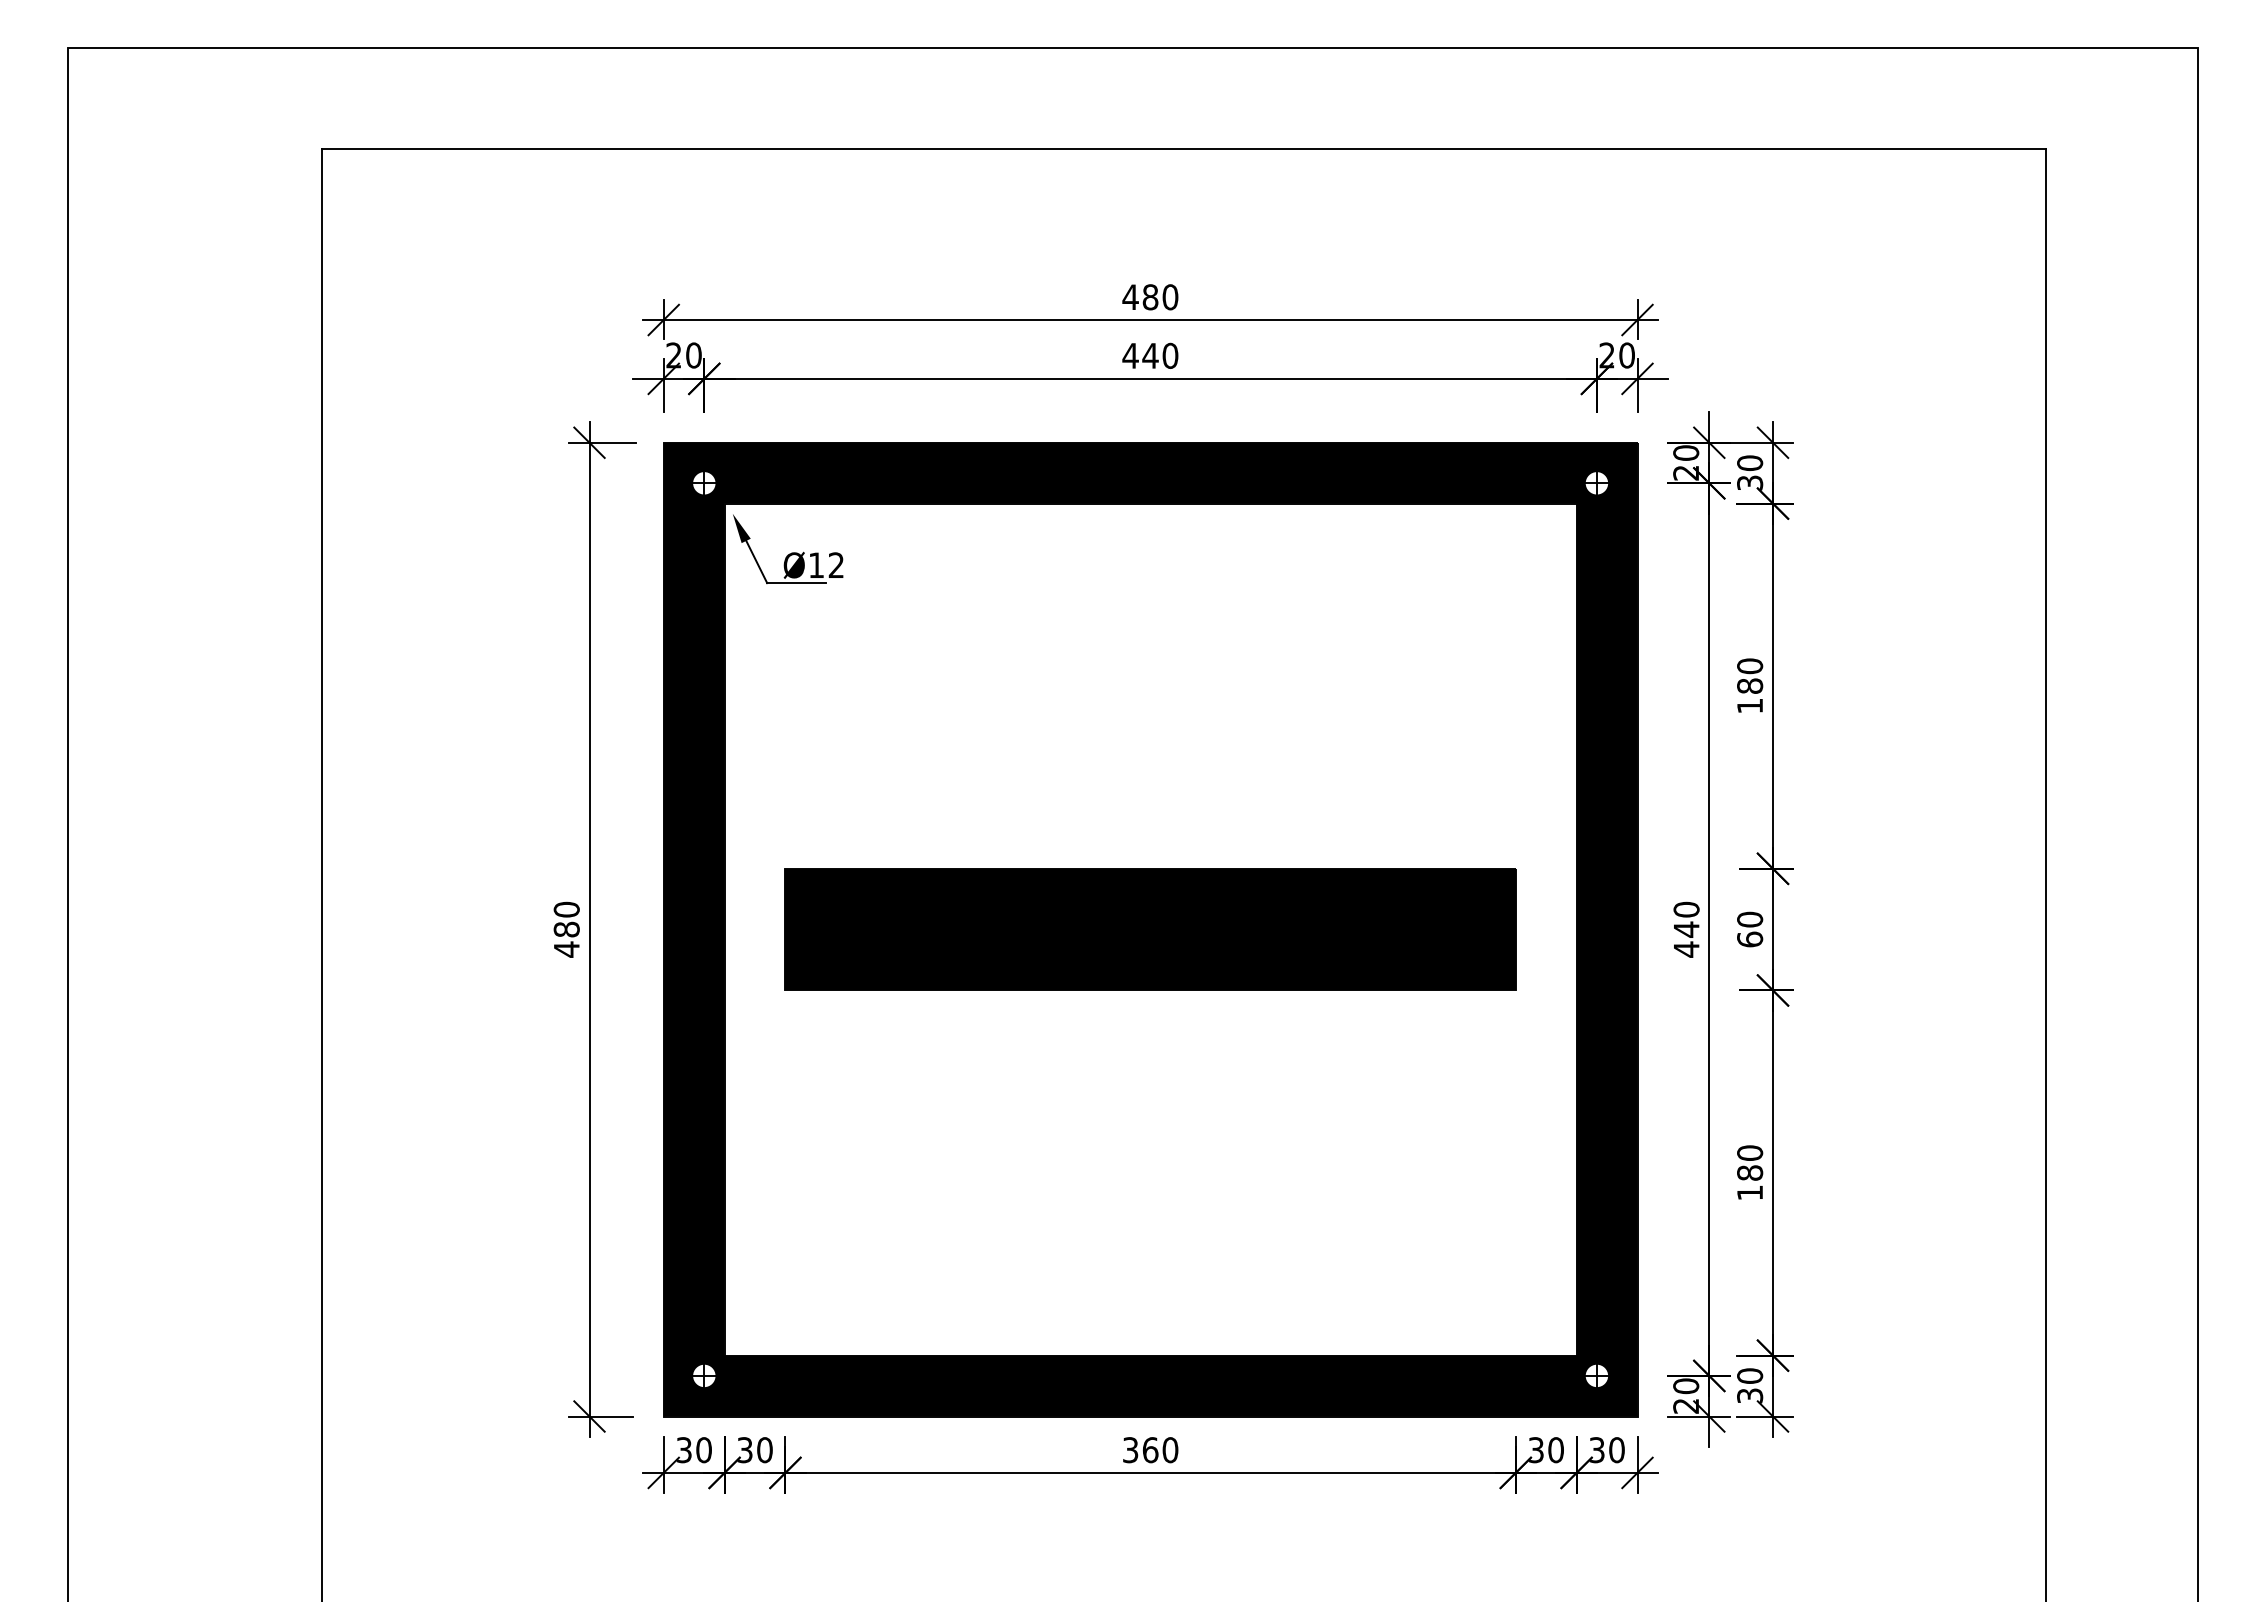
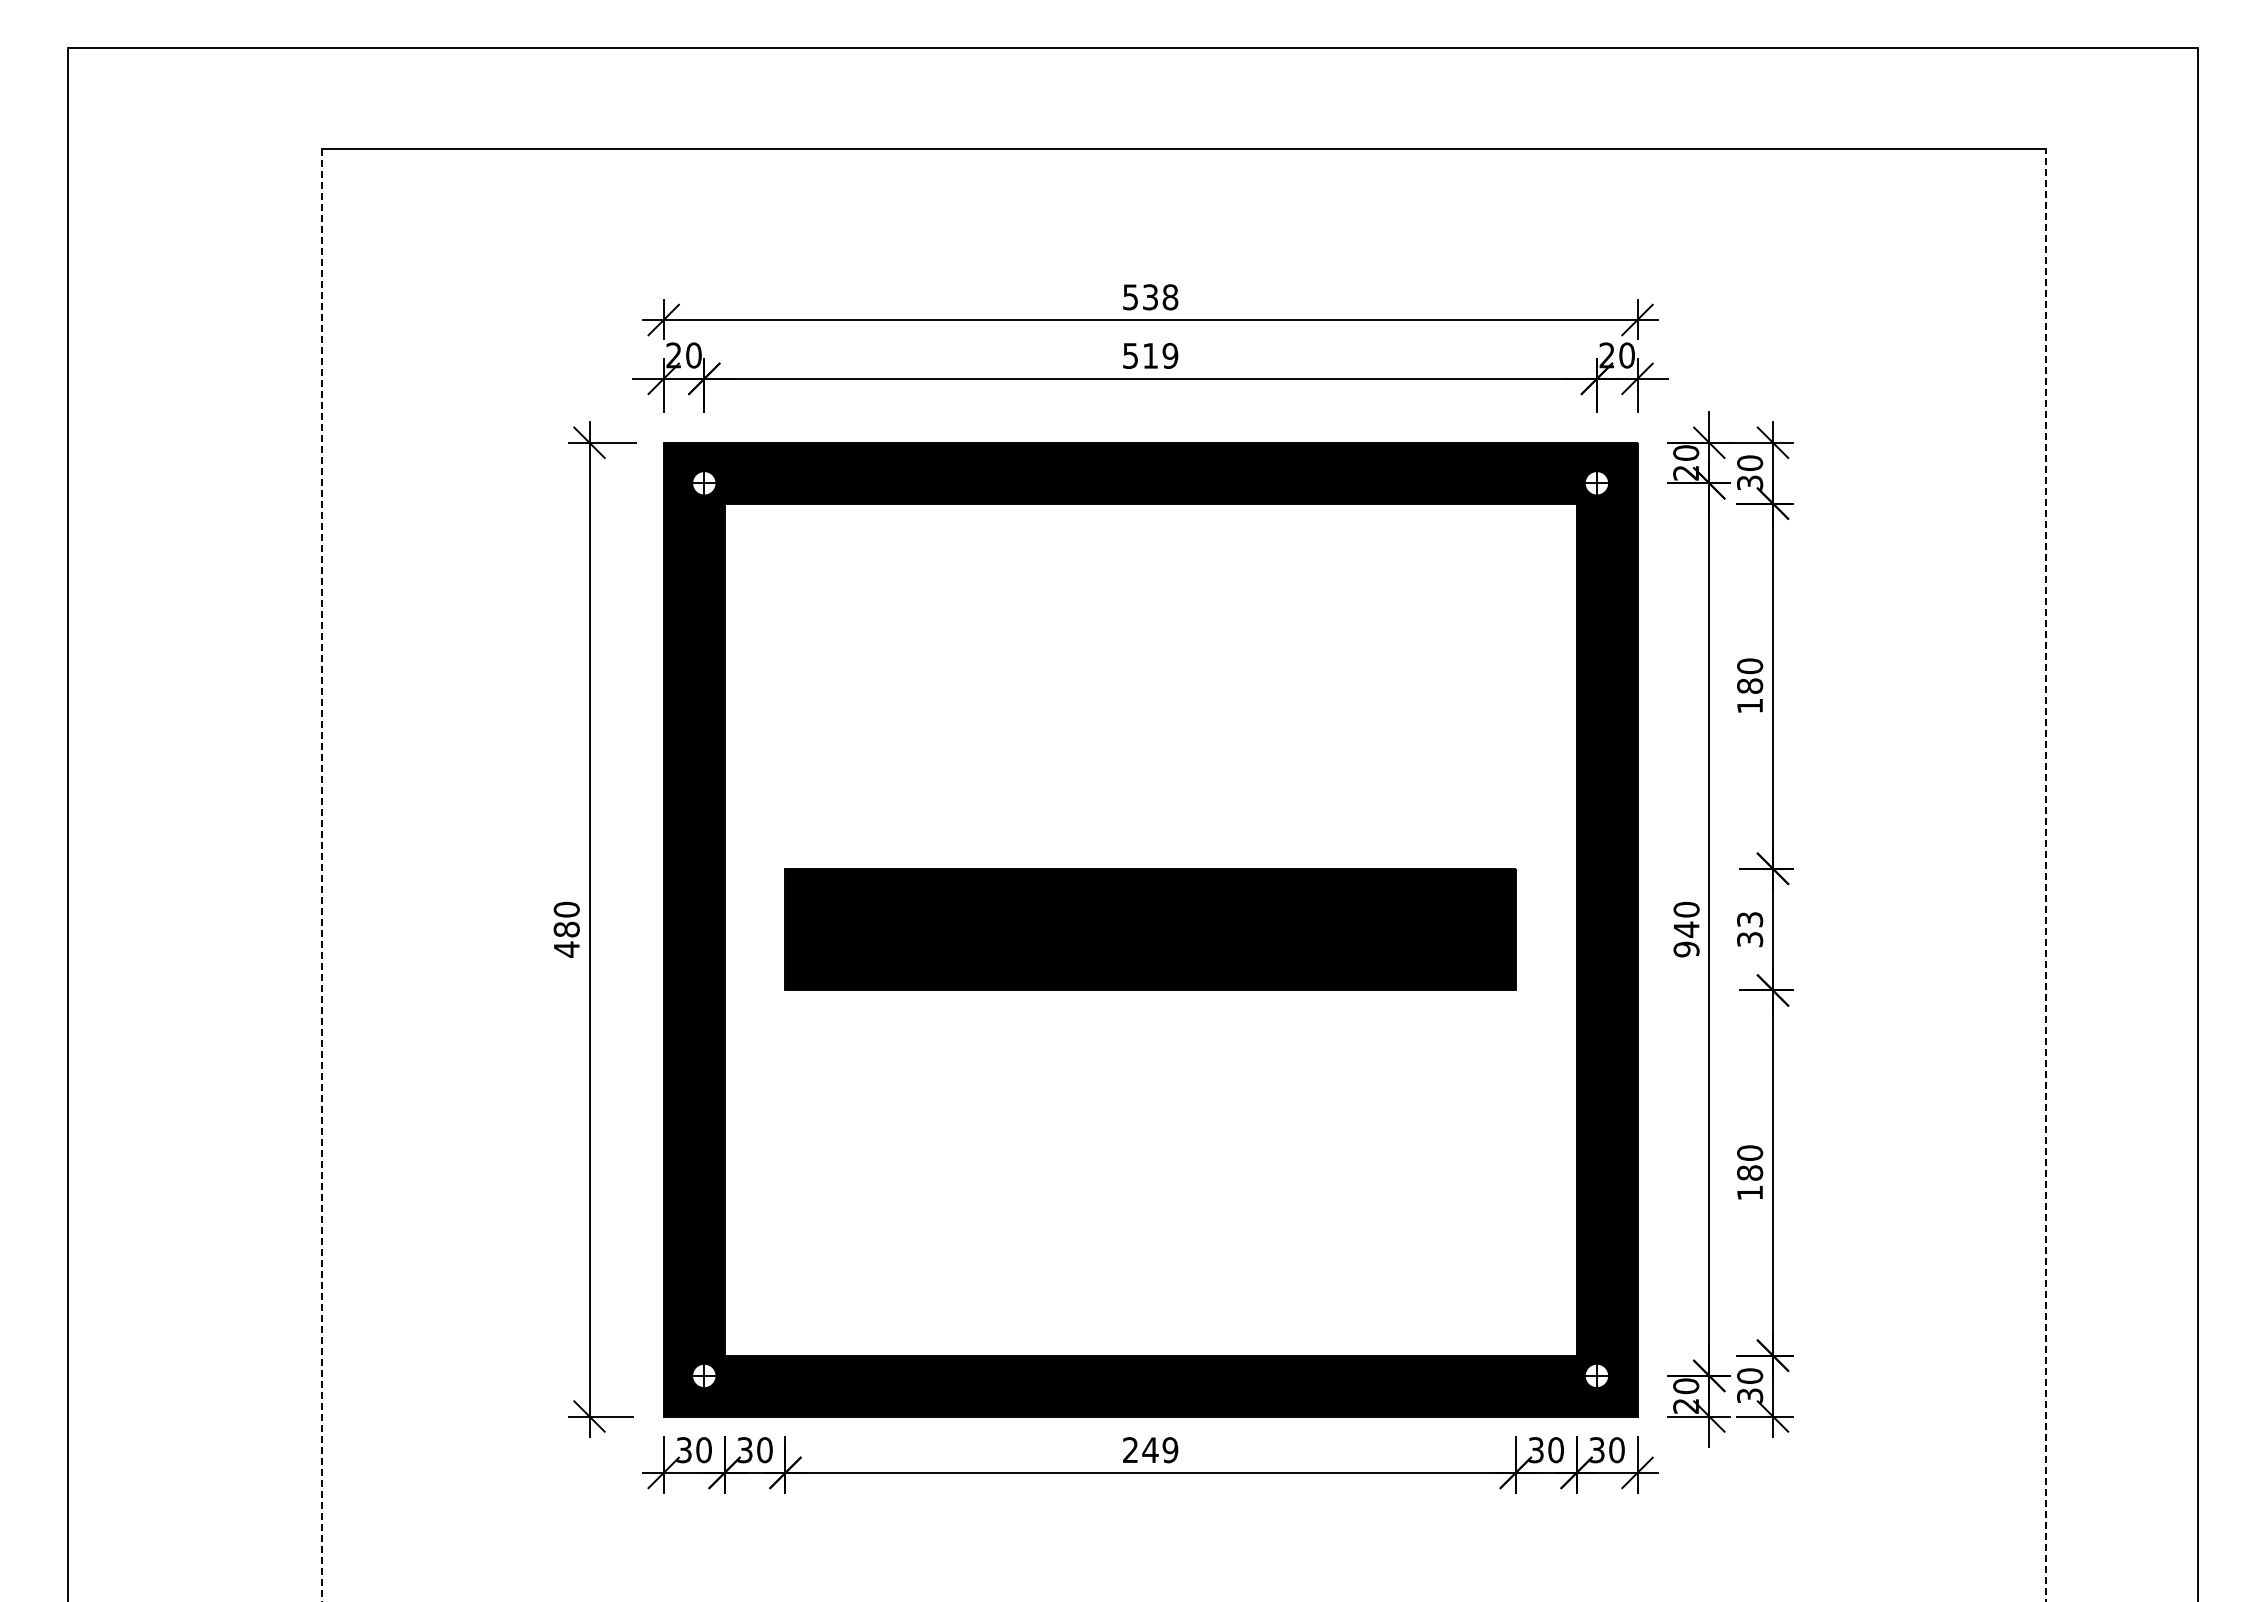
text: 480 -> 538 (1150, 297)
text: 440 -> 519 (1150, 355)
part: present -> none (788, 549)
line: solid -> dashed (321, 875)
line: solid -> dashed (2045, 875)
text: 60 -> 33 (1750, 929)
text: 440 -> 940 (1686, 949)
text: 360 -> 249 (1150, 1450)
